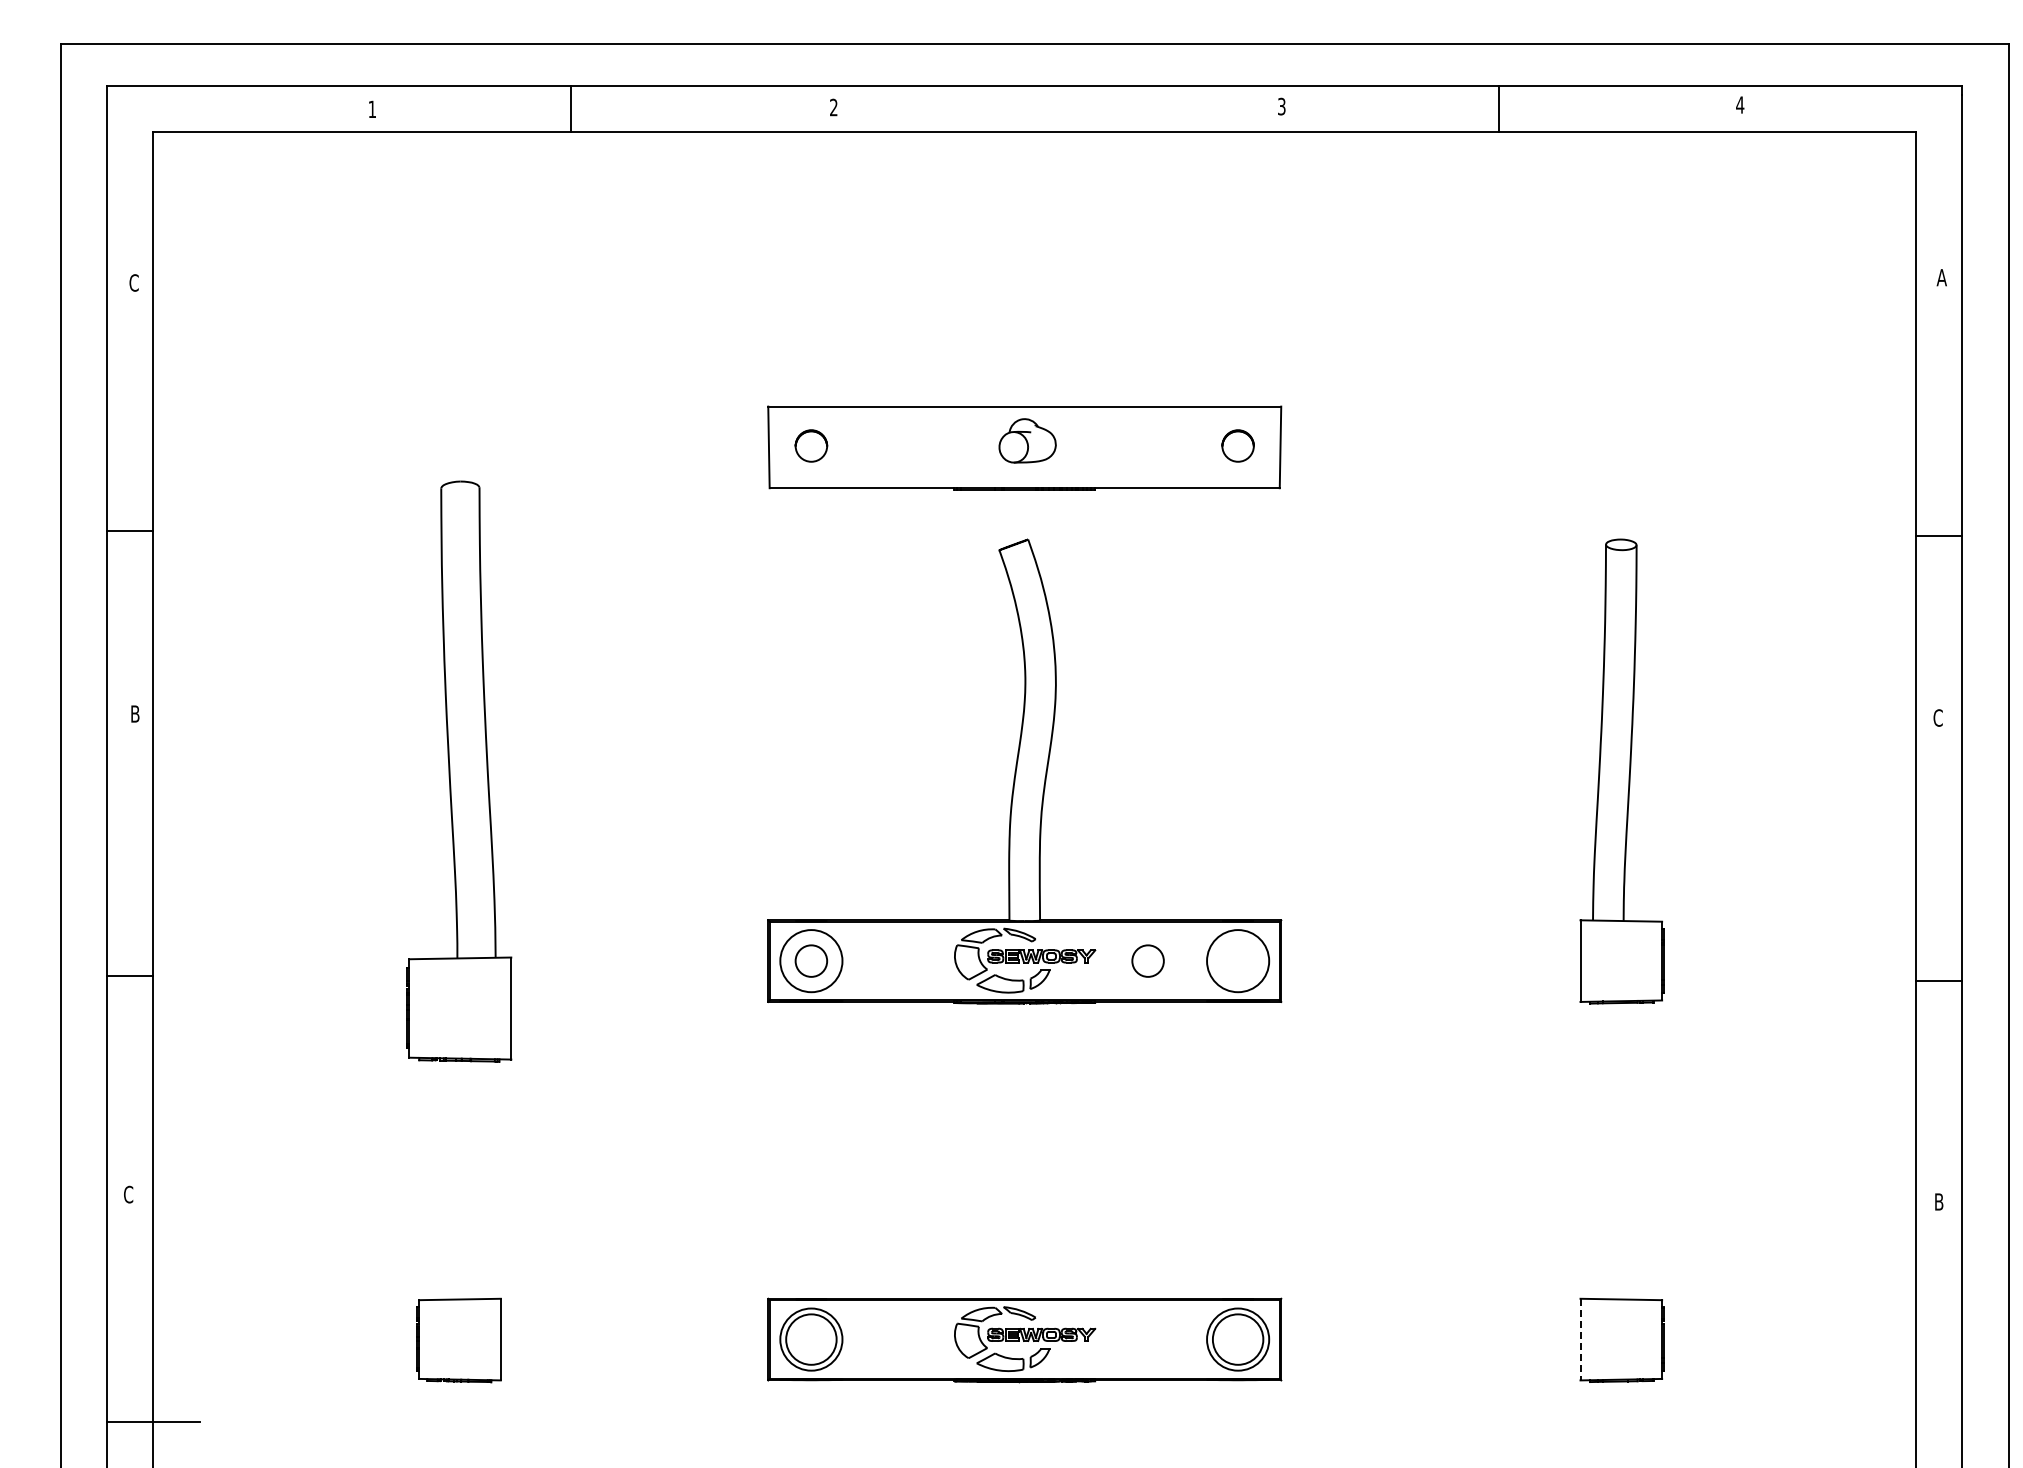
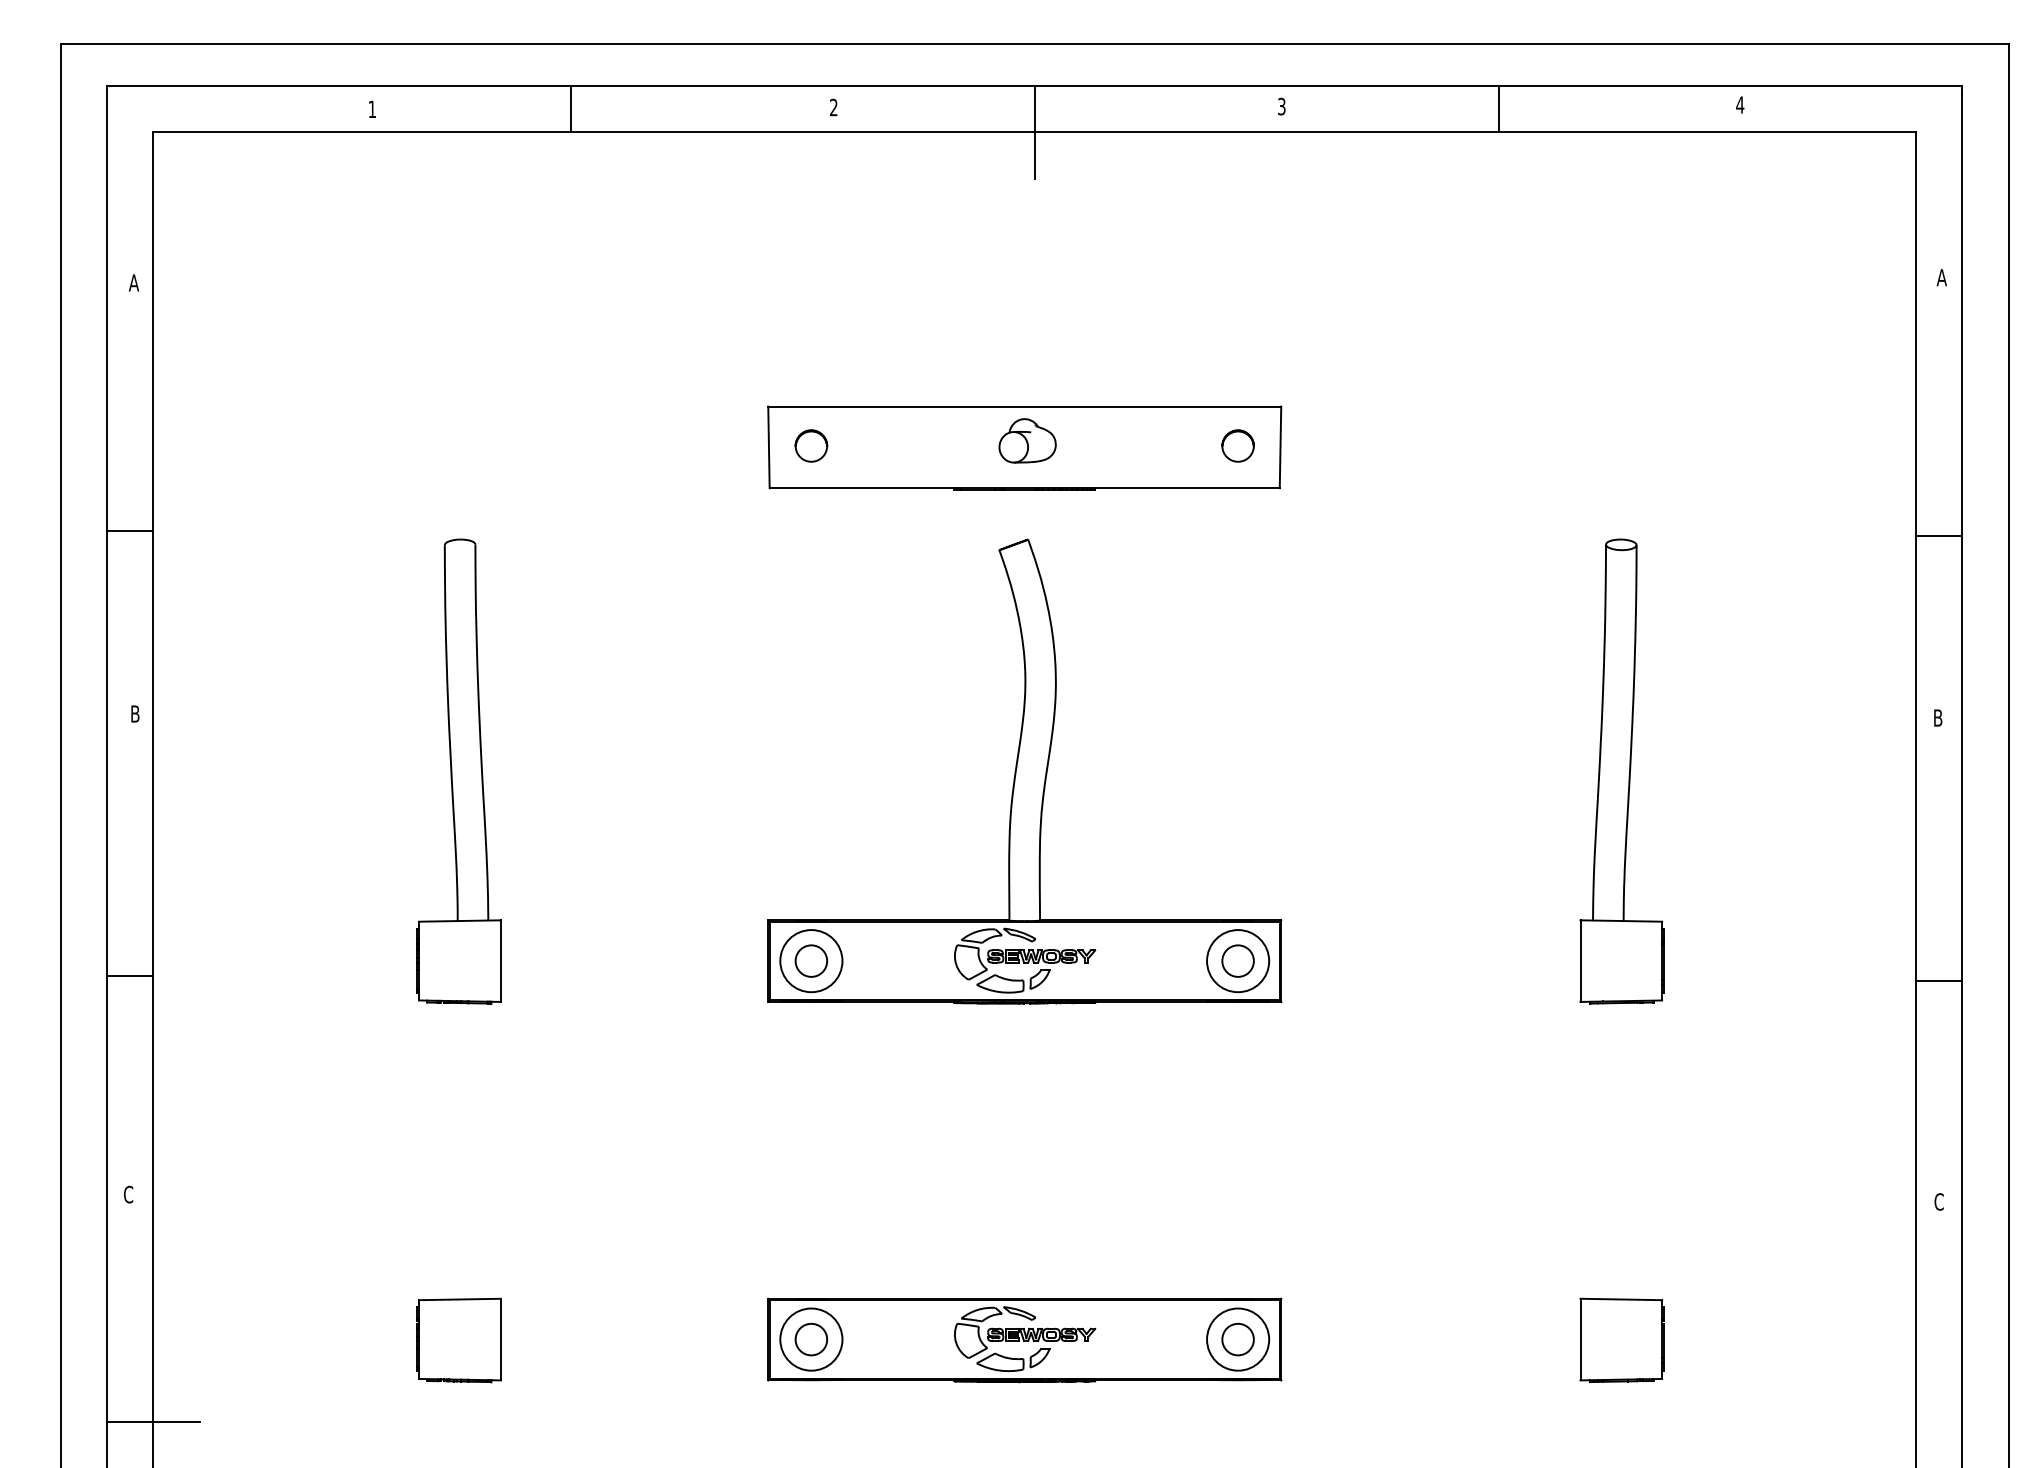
line: none -> present (1034, 131)
text: C -> A (133, 282)
text: C -> B (1937, 717)
part size: 107x583 px -> 86x467 px (458, 771)
circle position: (1147, 960) -> (1237, 960) (1237, 960)
text: B -> C (1938, 1201)
circle diameter: 50 px -> 32 px (811, 1339)
circle diameter: 50 px -> 32 px (1237, 1339)
line: dashed -> solid (1580, 1339)
